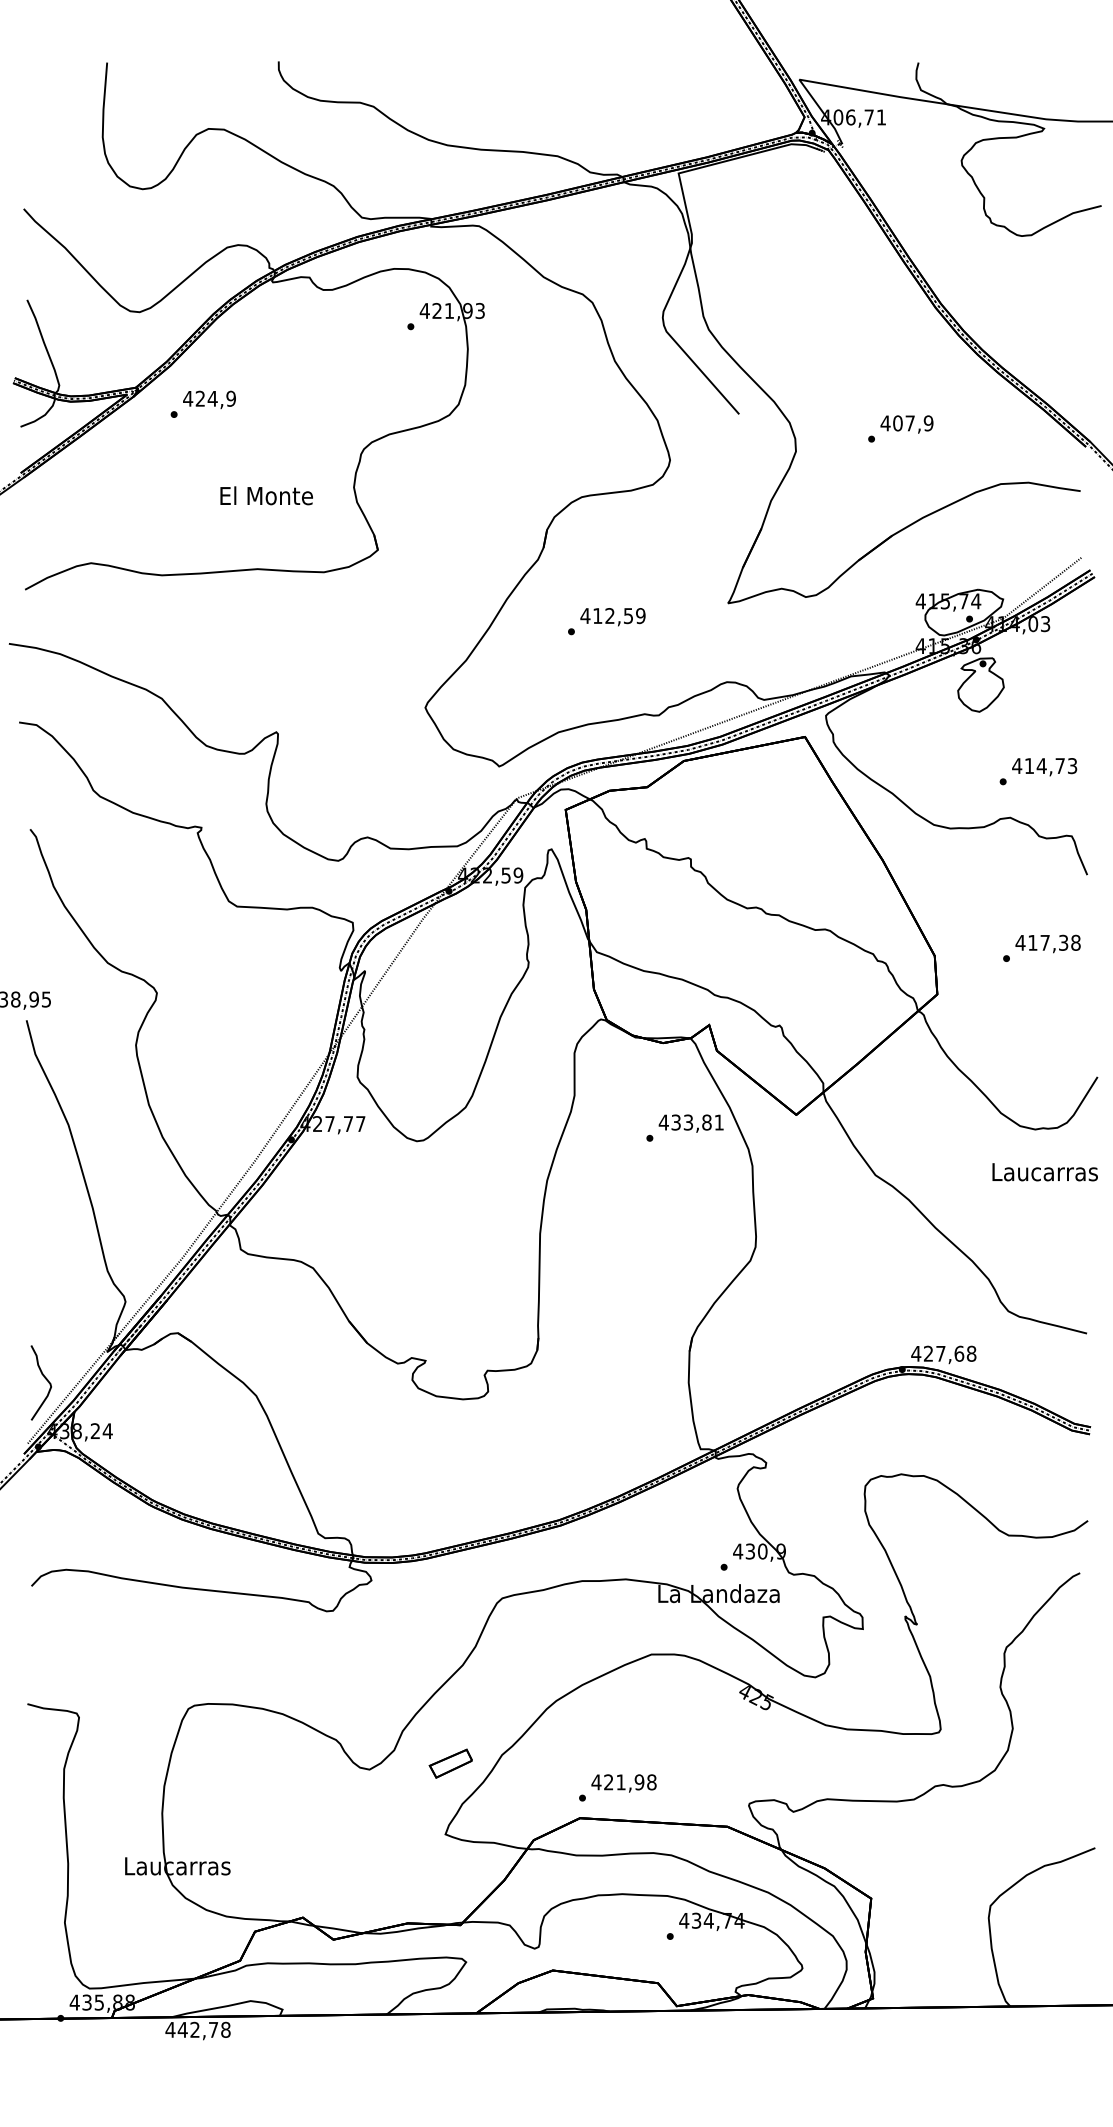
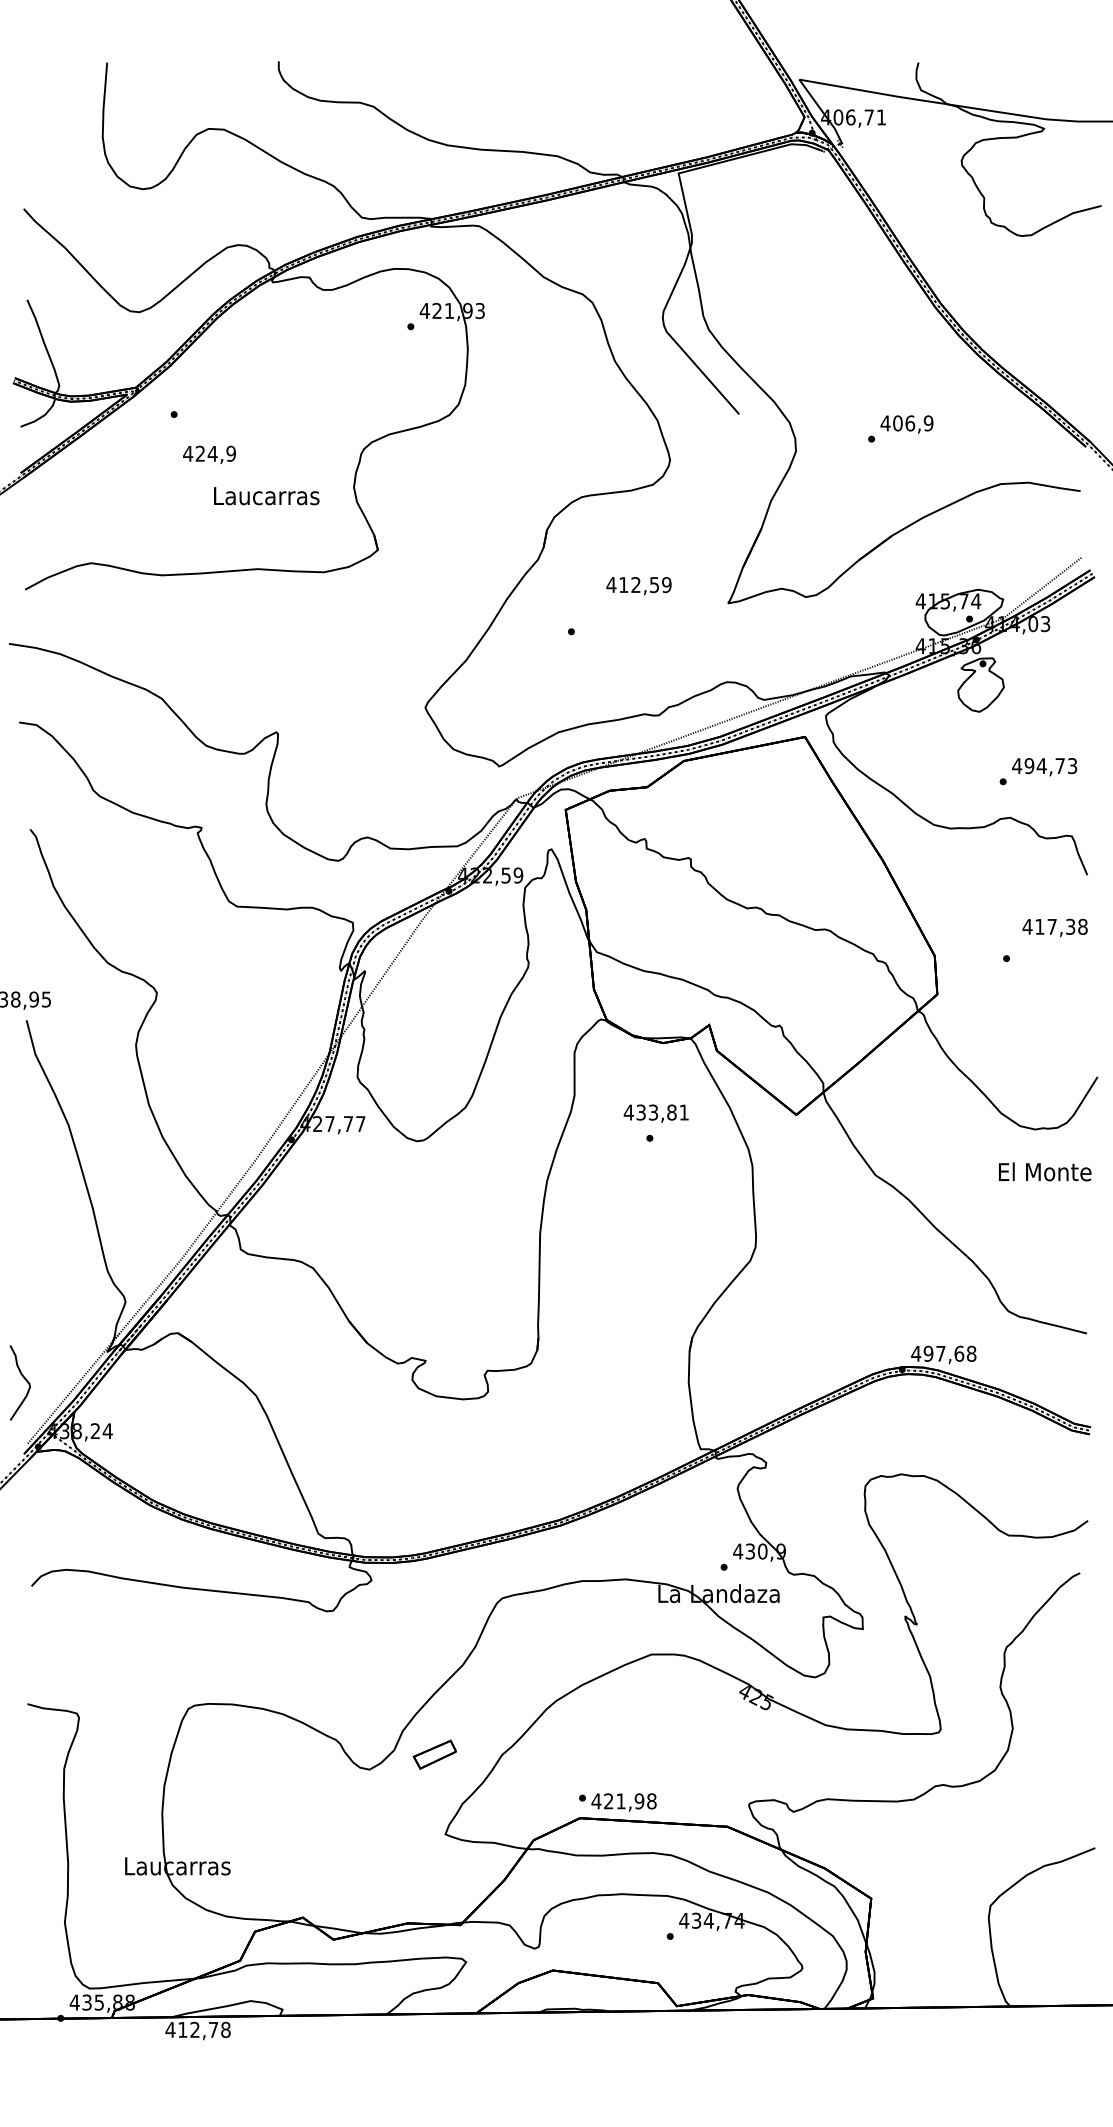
text position: (209, 399) -> (209, 454) (209, 454)
text: 407,9 -> 406,9 (910, 423)
text: El Monte -> Laucarras (266, 495)
text position: (612, 617) -> (638, 586) (638, 586)
text: 414,73 -> 494,73 (1029, 766)
text position: (1047, 943) -> (1054, 927) (1054, 927)
text position: (690, 1123) -> (655, 1113) (655, 1113)
text: Laucarras -> El Monte (1044, 1171)
text: 427,68 -> 497,68 (928, 1353)
curve position: (44, 1378) -> (23, 1378) (23, 1378)
part position: (450, 1763) -> (434, 1754) (434, 1754)
text position: (623, 1783) -> (623, 1802) (623, 1802)
text: 442,78 -> 412,78 (182, 2029)
